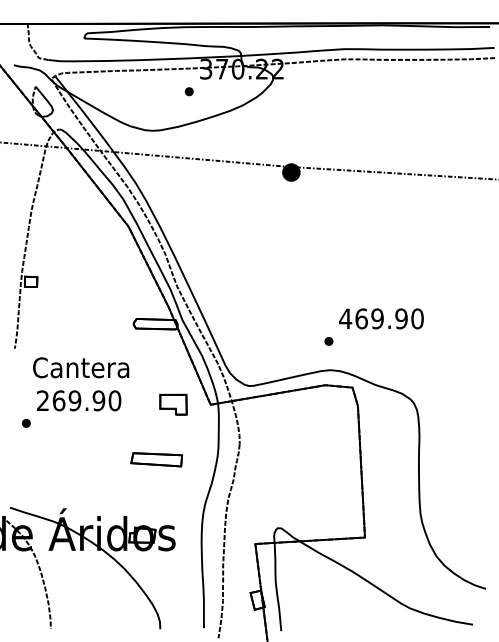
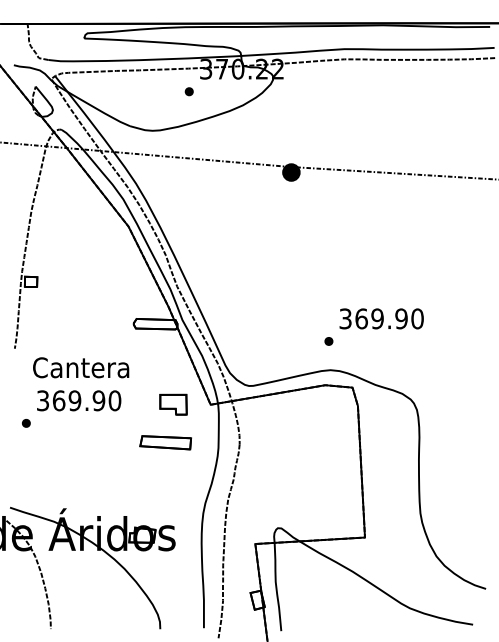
text: 469.90 -> 369.90 (345, 318)
text: 269.90 -> 369.90 (42, 400)
part position: (156, 459) -> (165, 442) (165, 442)
